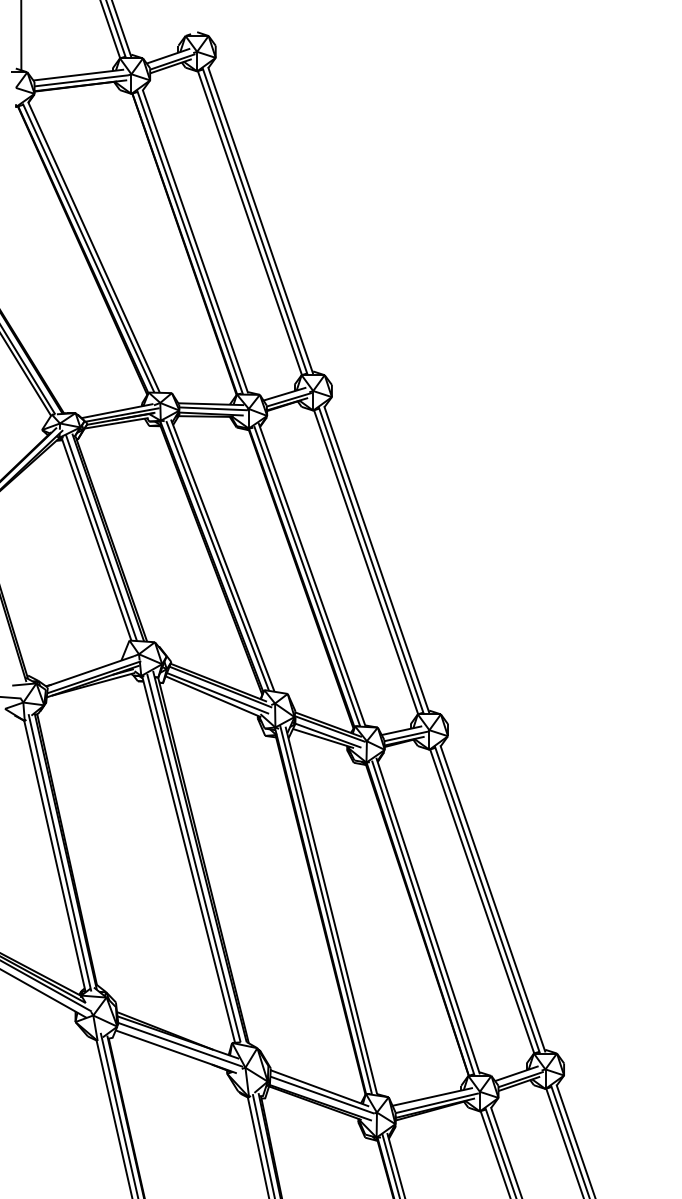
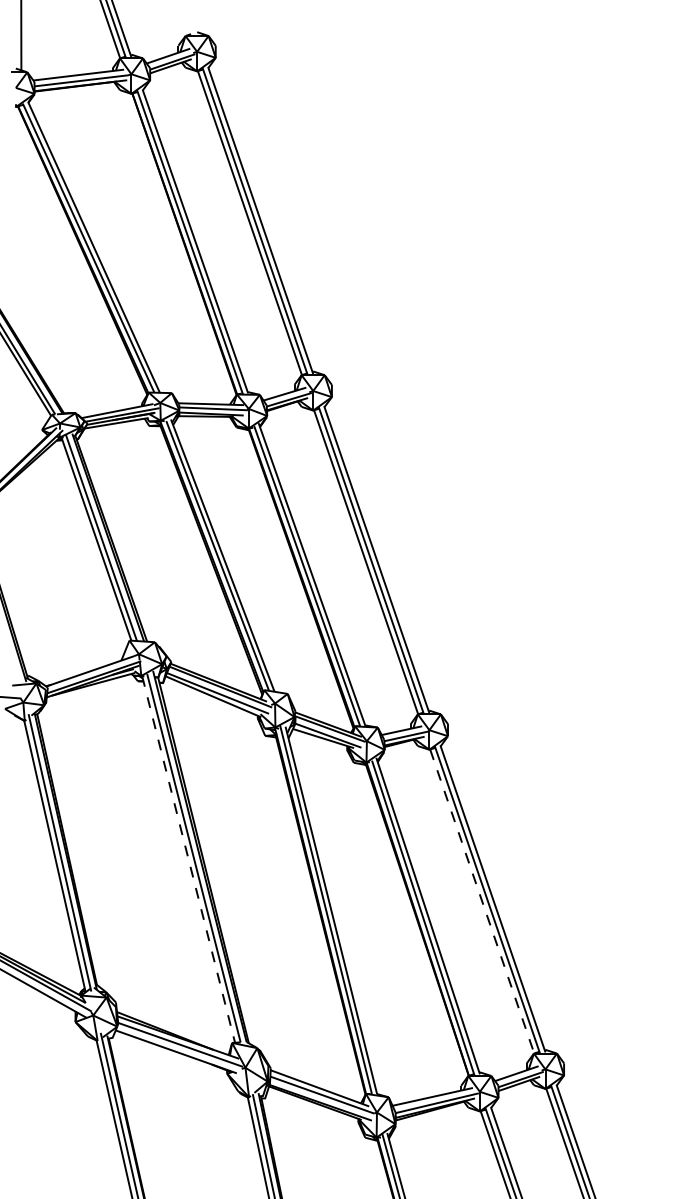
line: solid -> dashed (188, 859)
line: solid -> dashed (482, 901)
